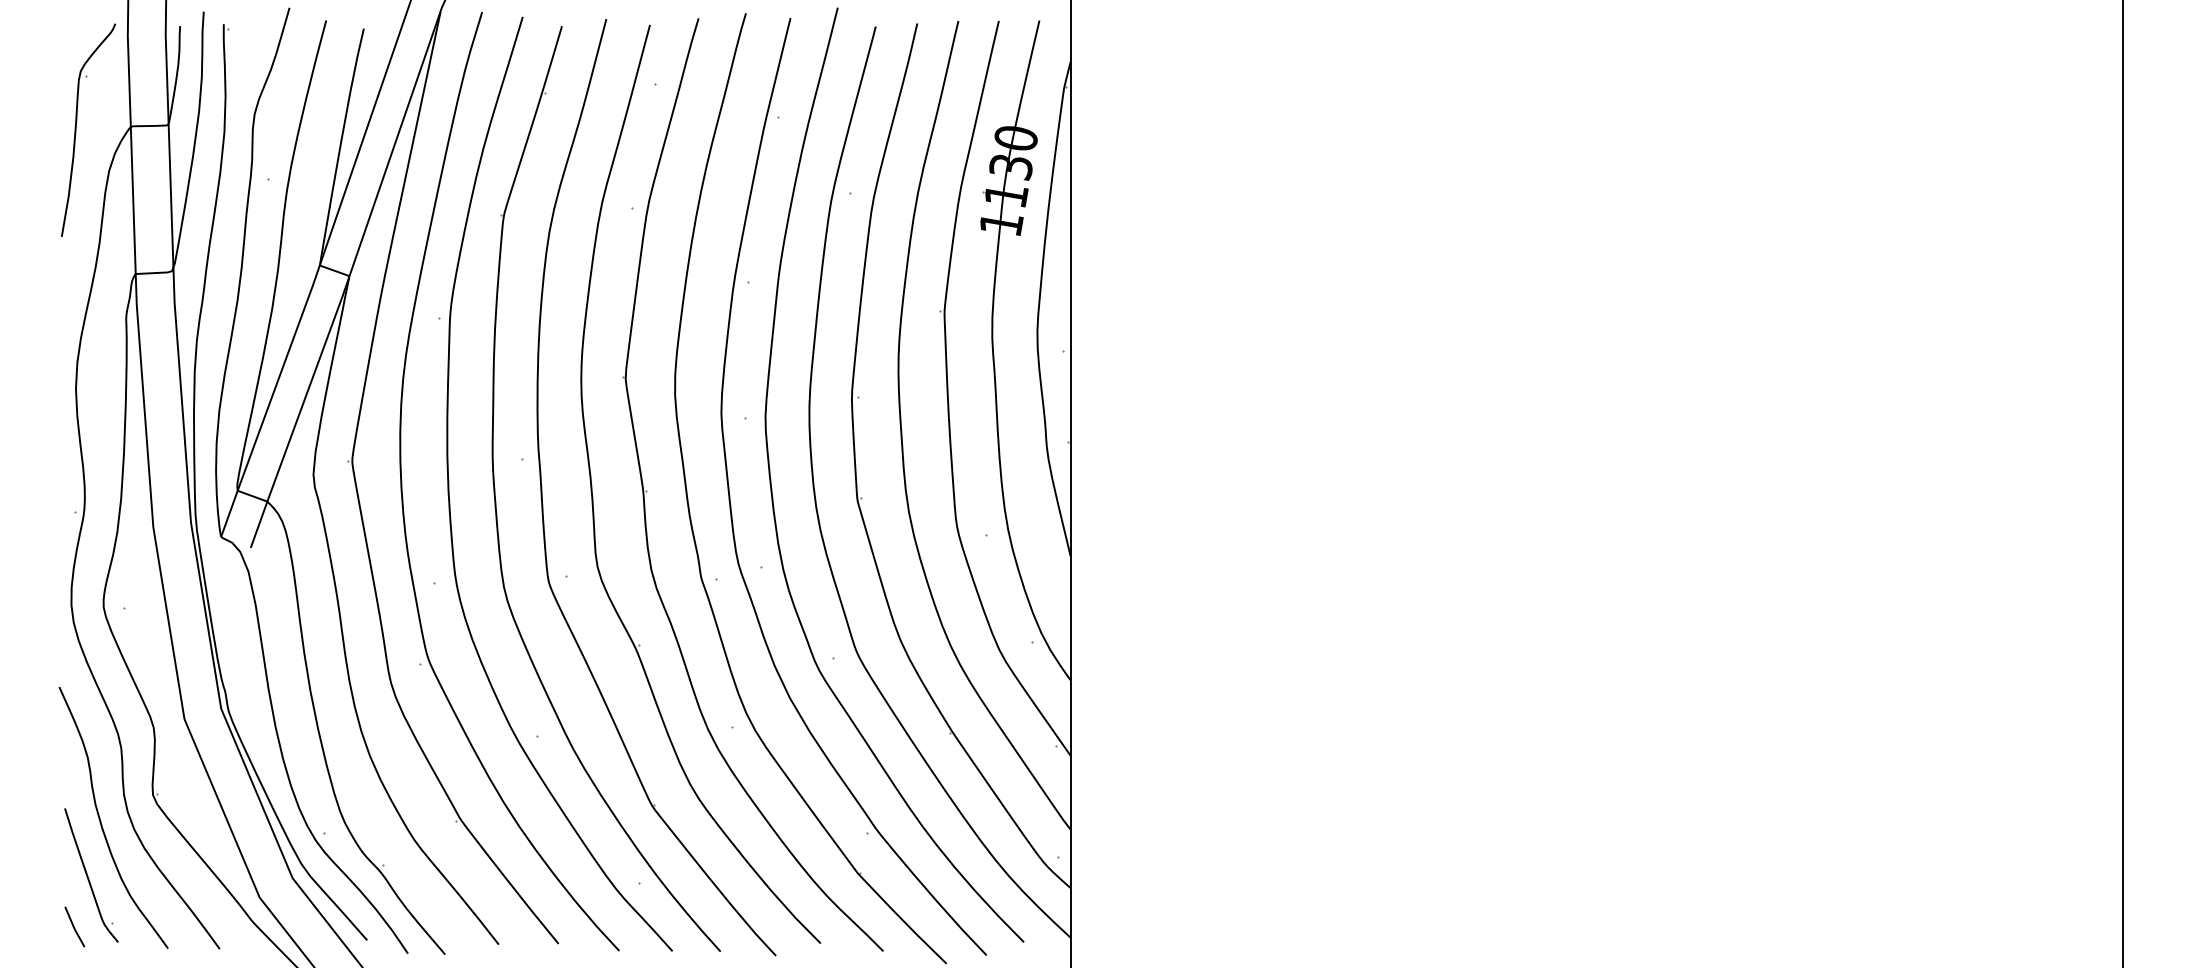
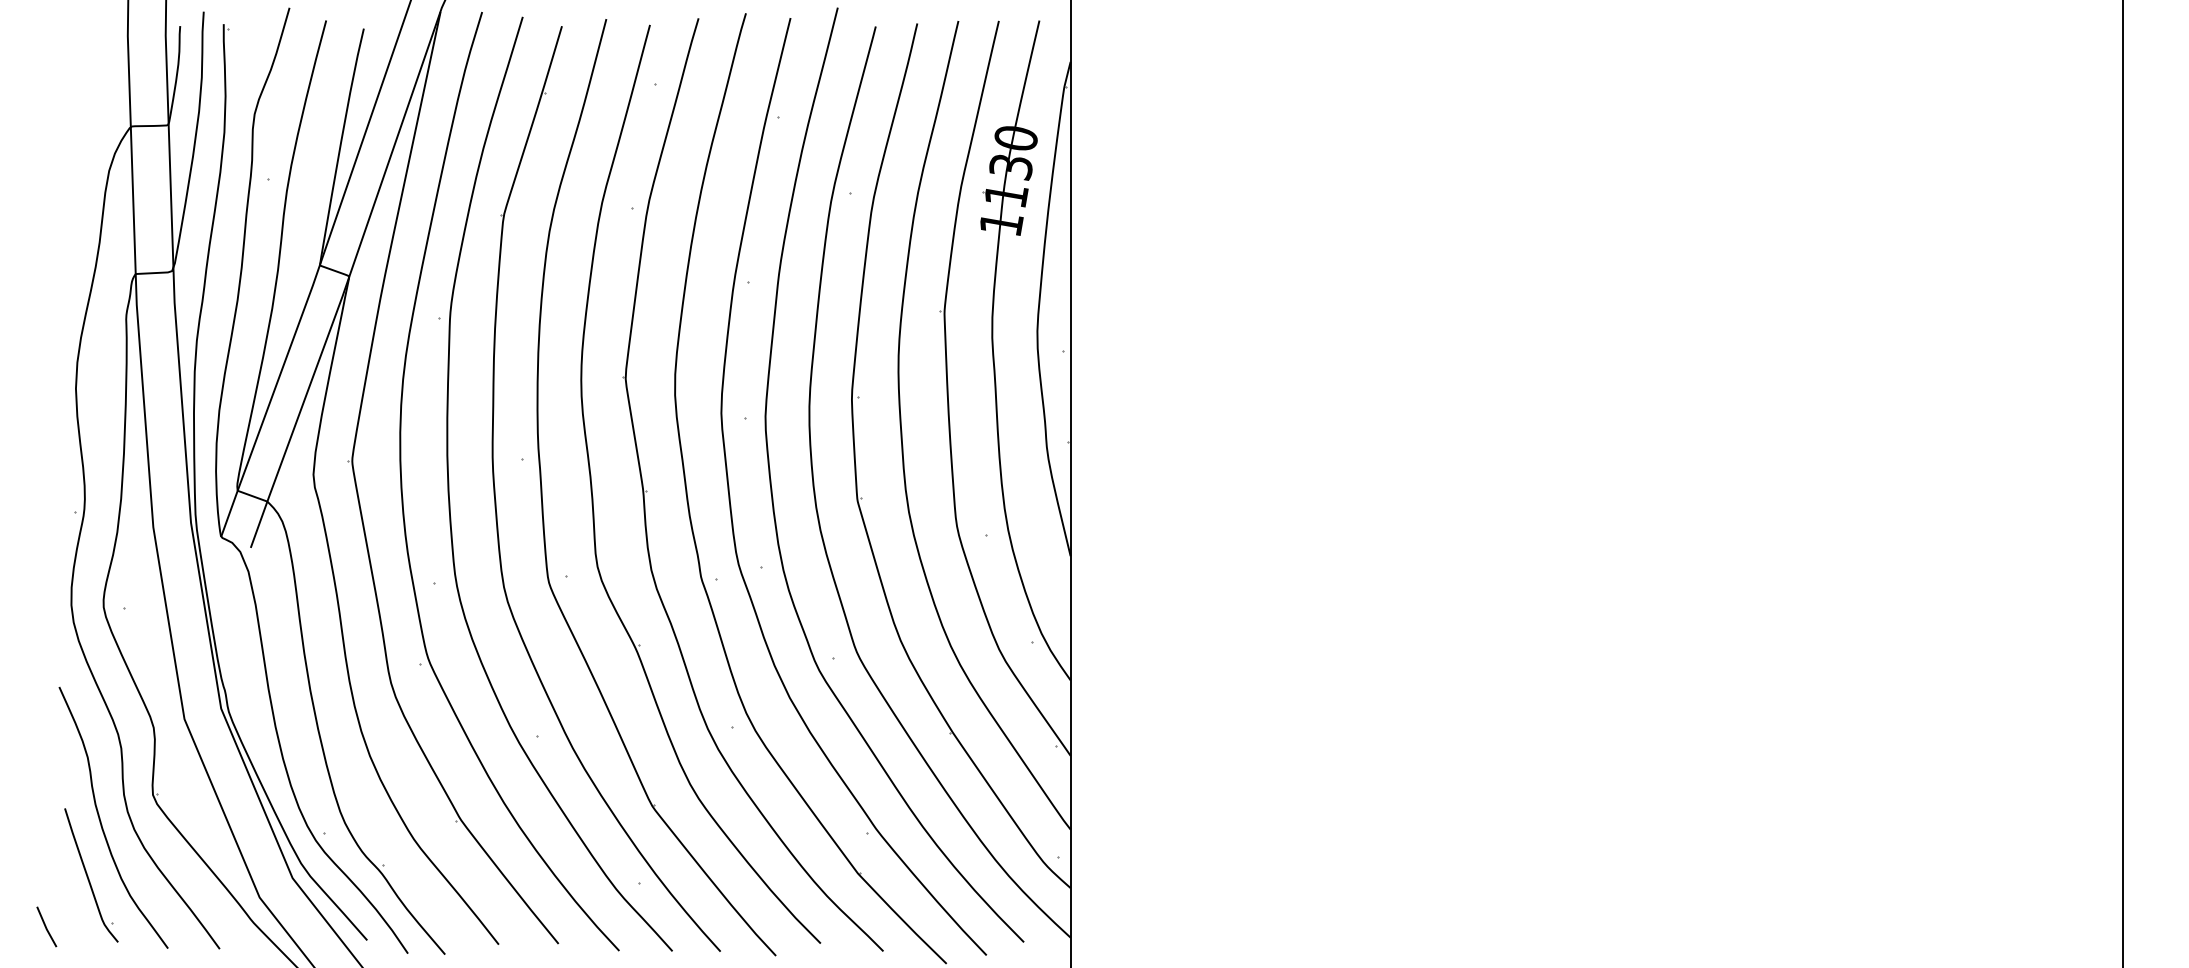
part: present -> none (76, 129)
line position: (74, 926) -> (46, 926) (46, 926)
